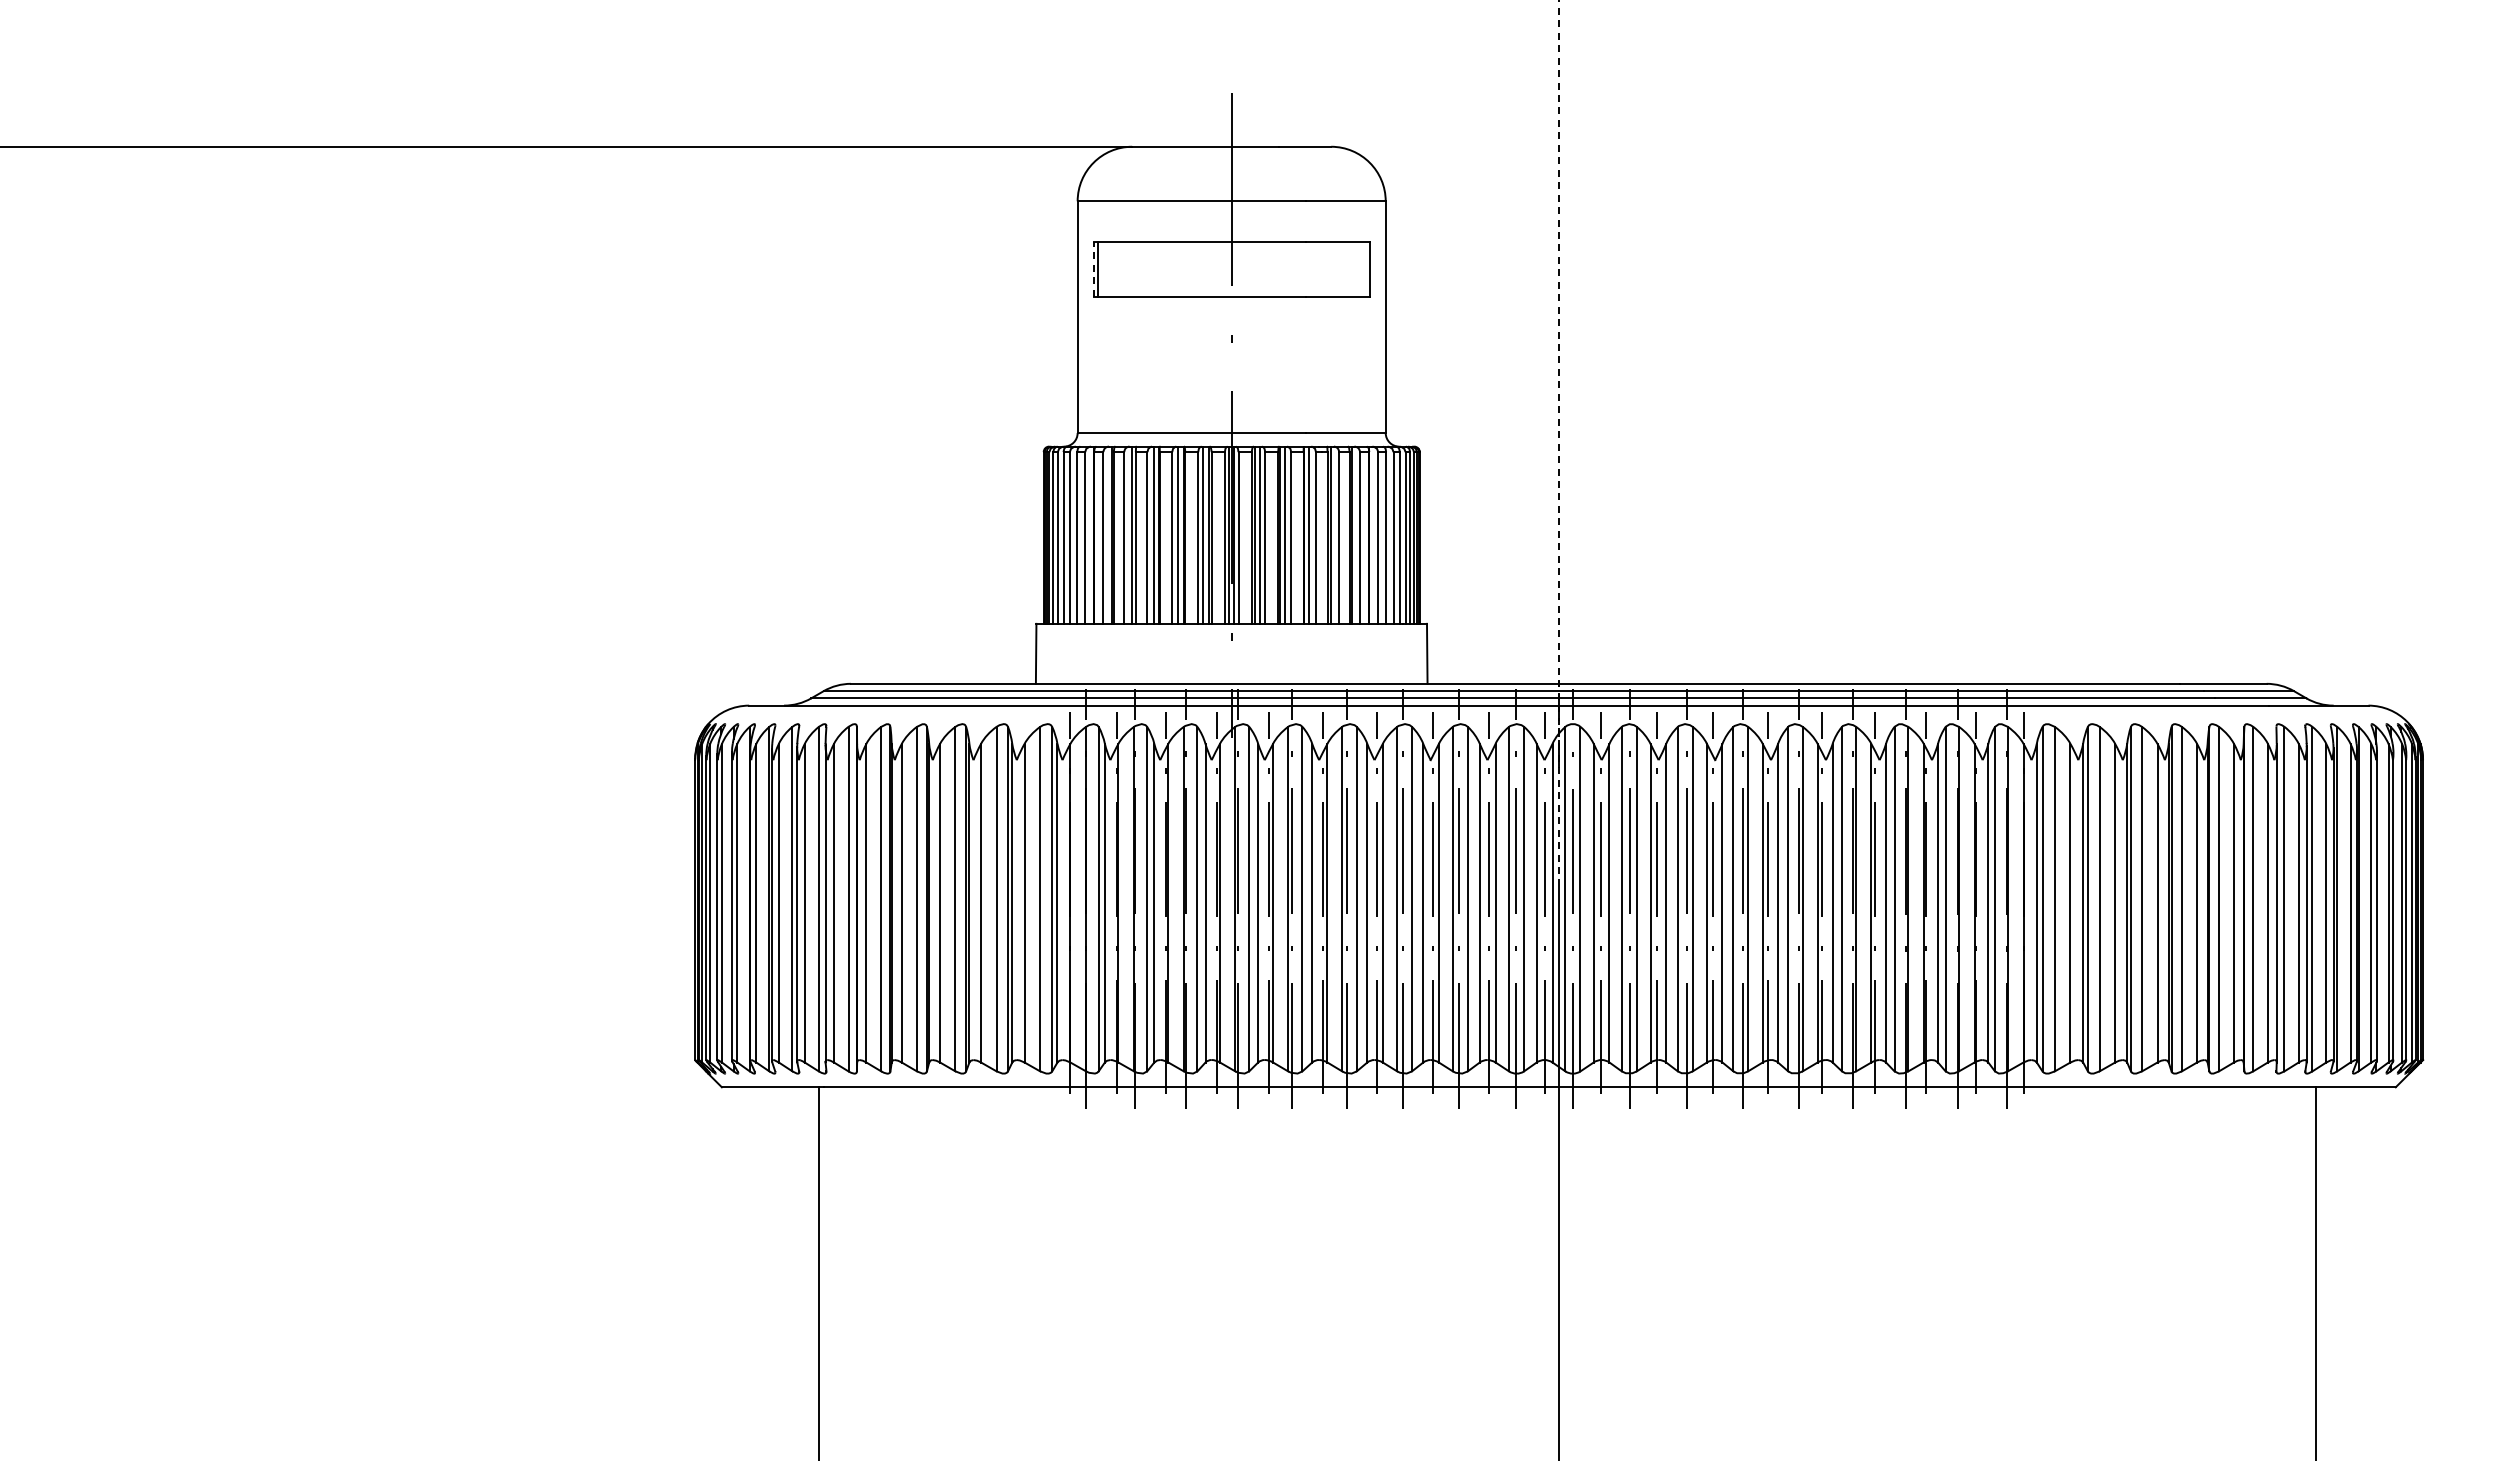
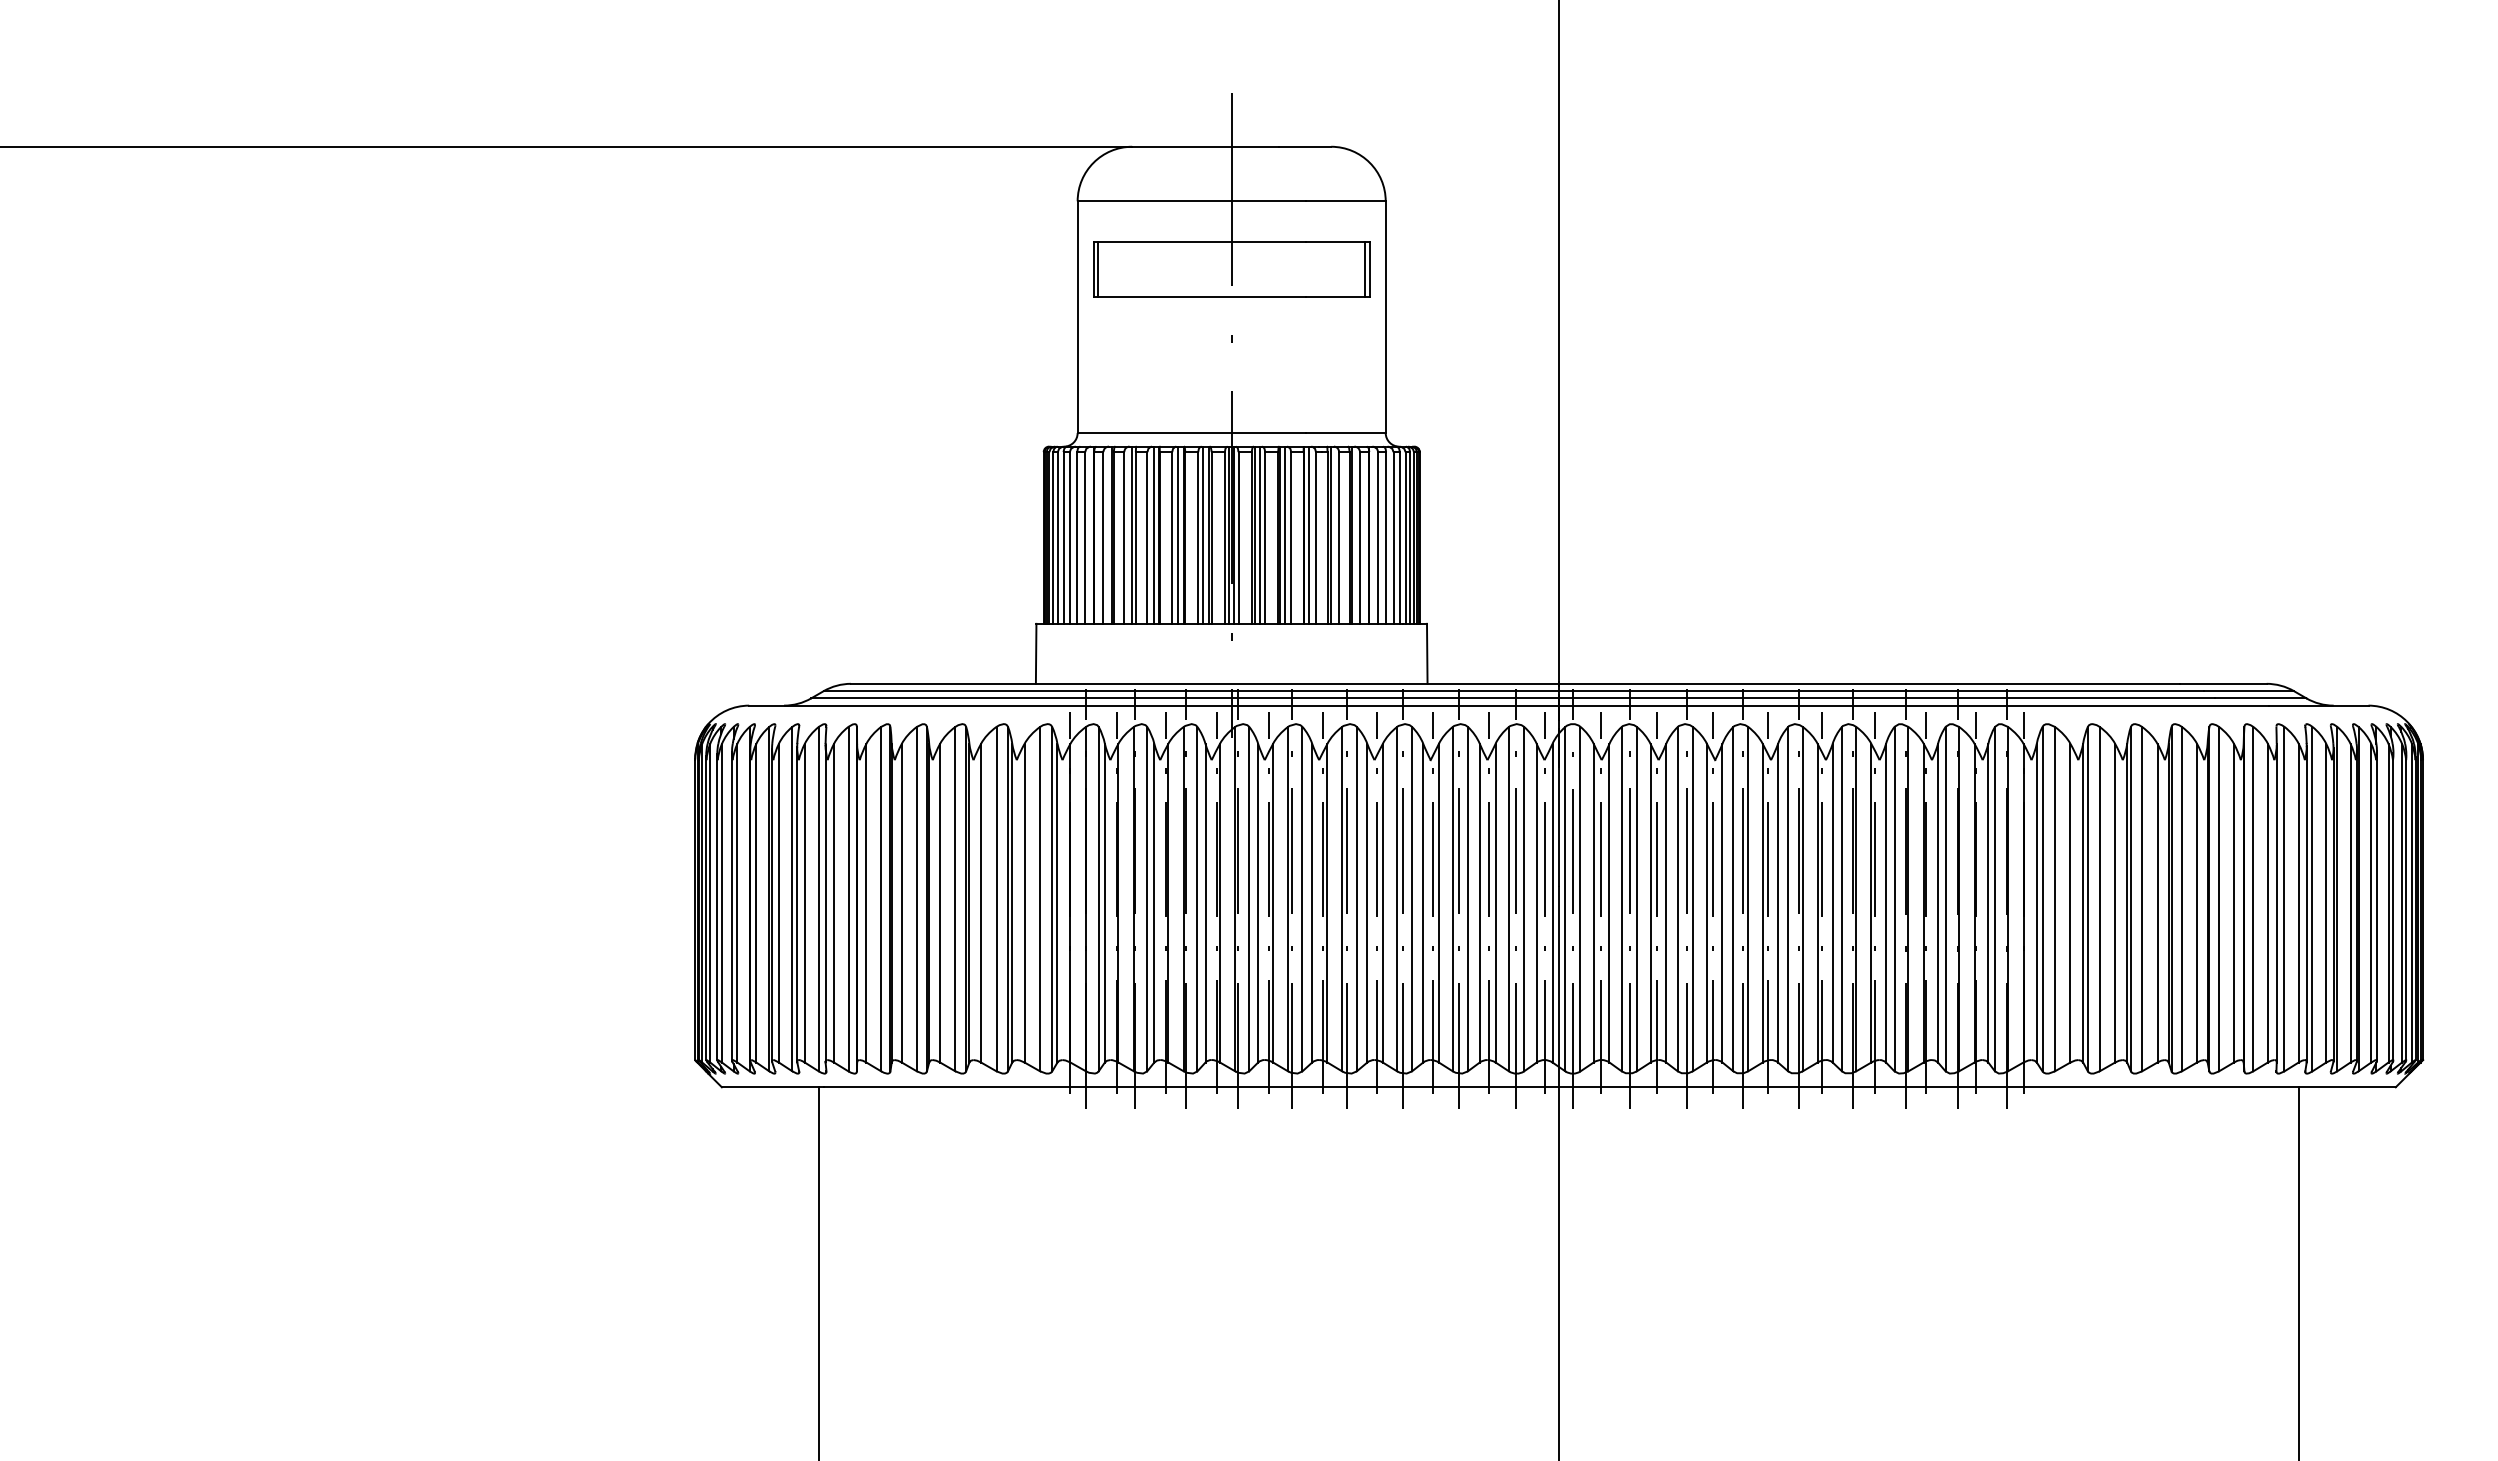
line: dashed -> solid (1093, 268)
line: none -> present (1365, 269)
line: dashed -> solid (1558, 443)
line position: (2315, 1272) -> (2298, 1272) (2298, 1272)
